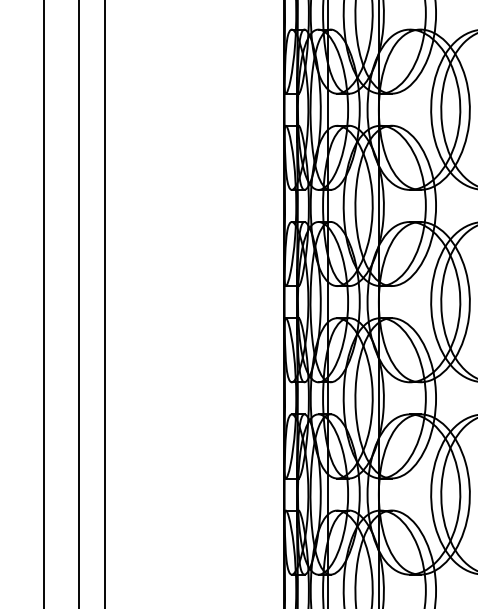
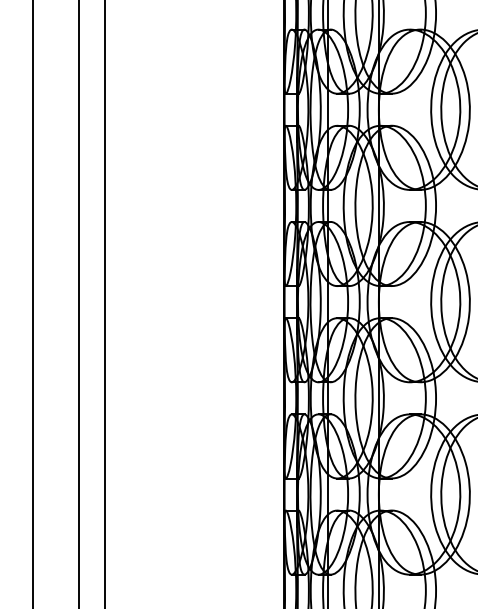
line position: (43, 303) -> (32, 303) (32, 303)
